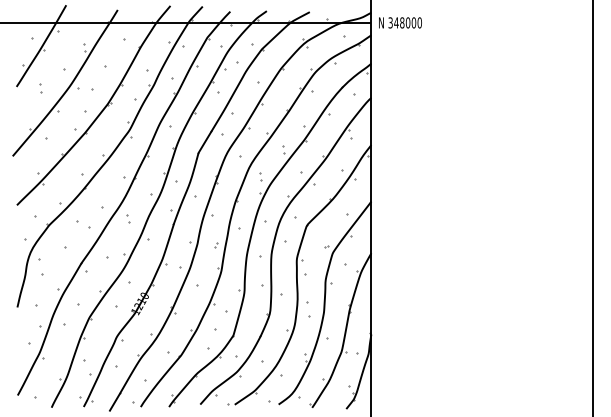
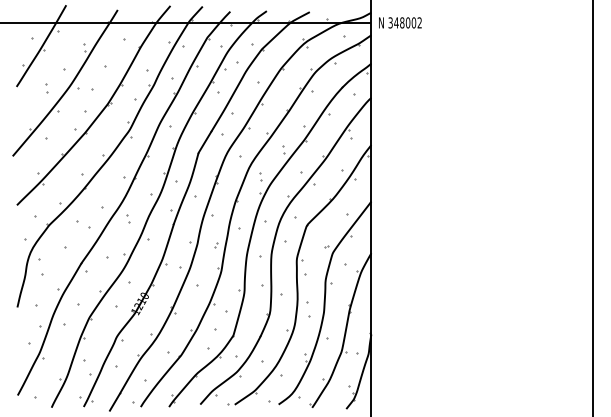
text: 348000 -> 348002 (419, 22)
part position: (40, 88) -> (46, 88) (46, 88)
